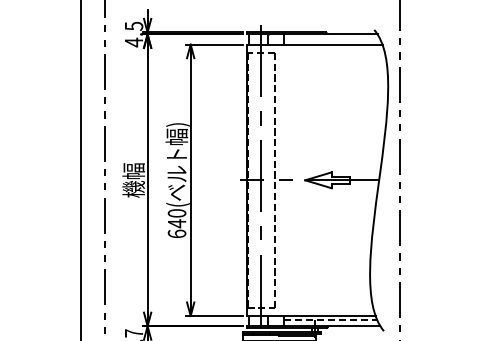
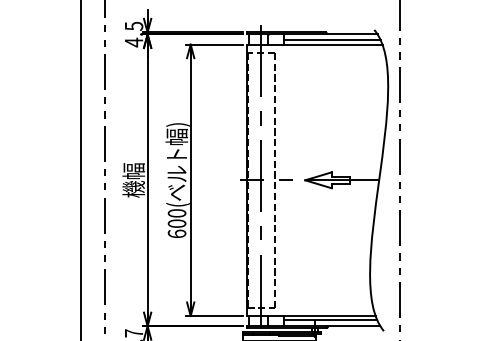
line: none -> present (331, 40)
text: 640( -> 600( (176, 223)
line: dashed -> solid (330, 320)
